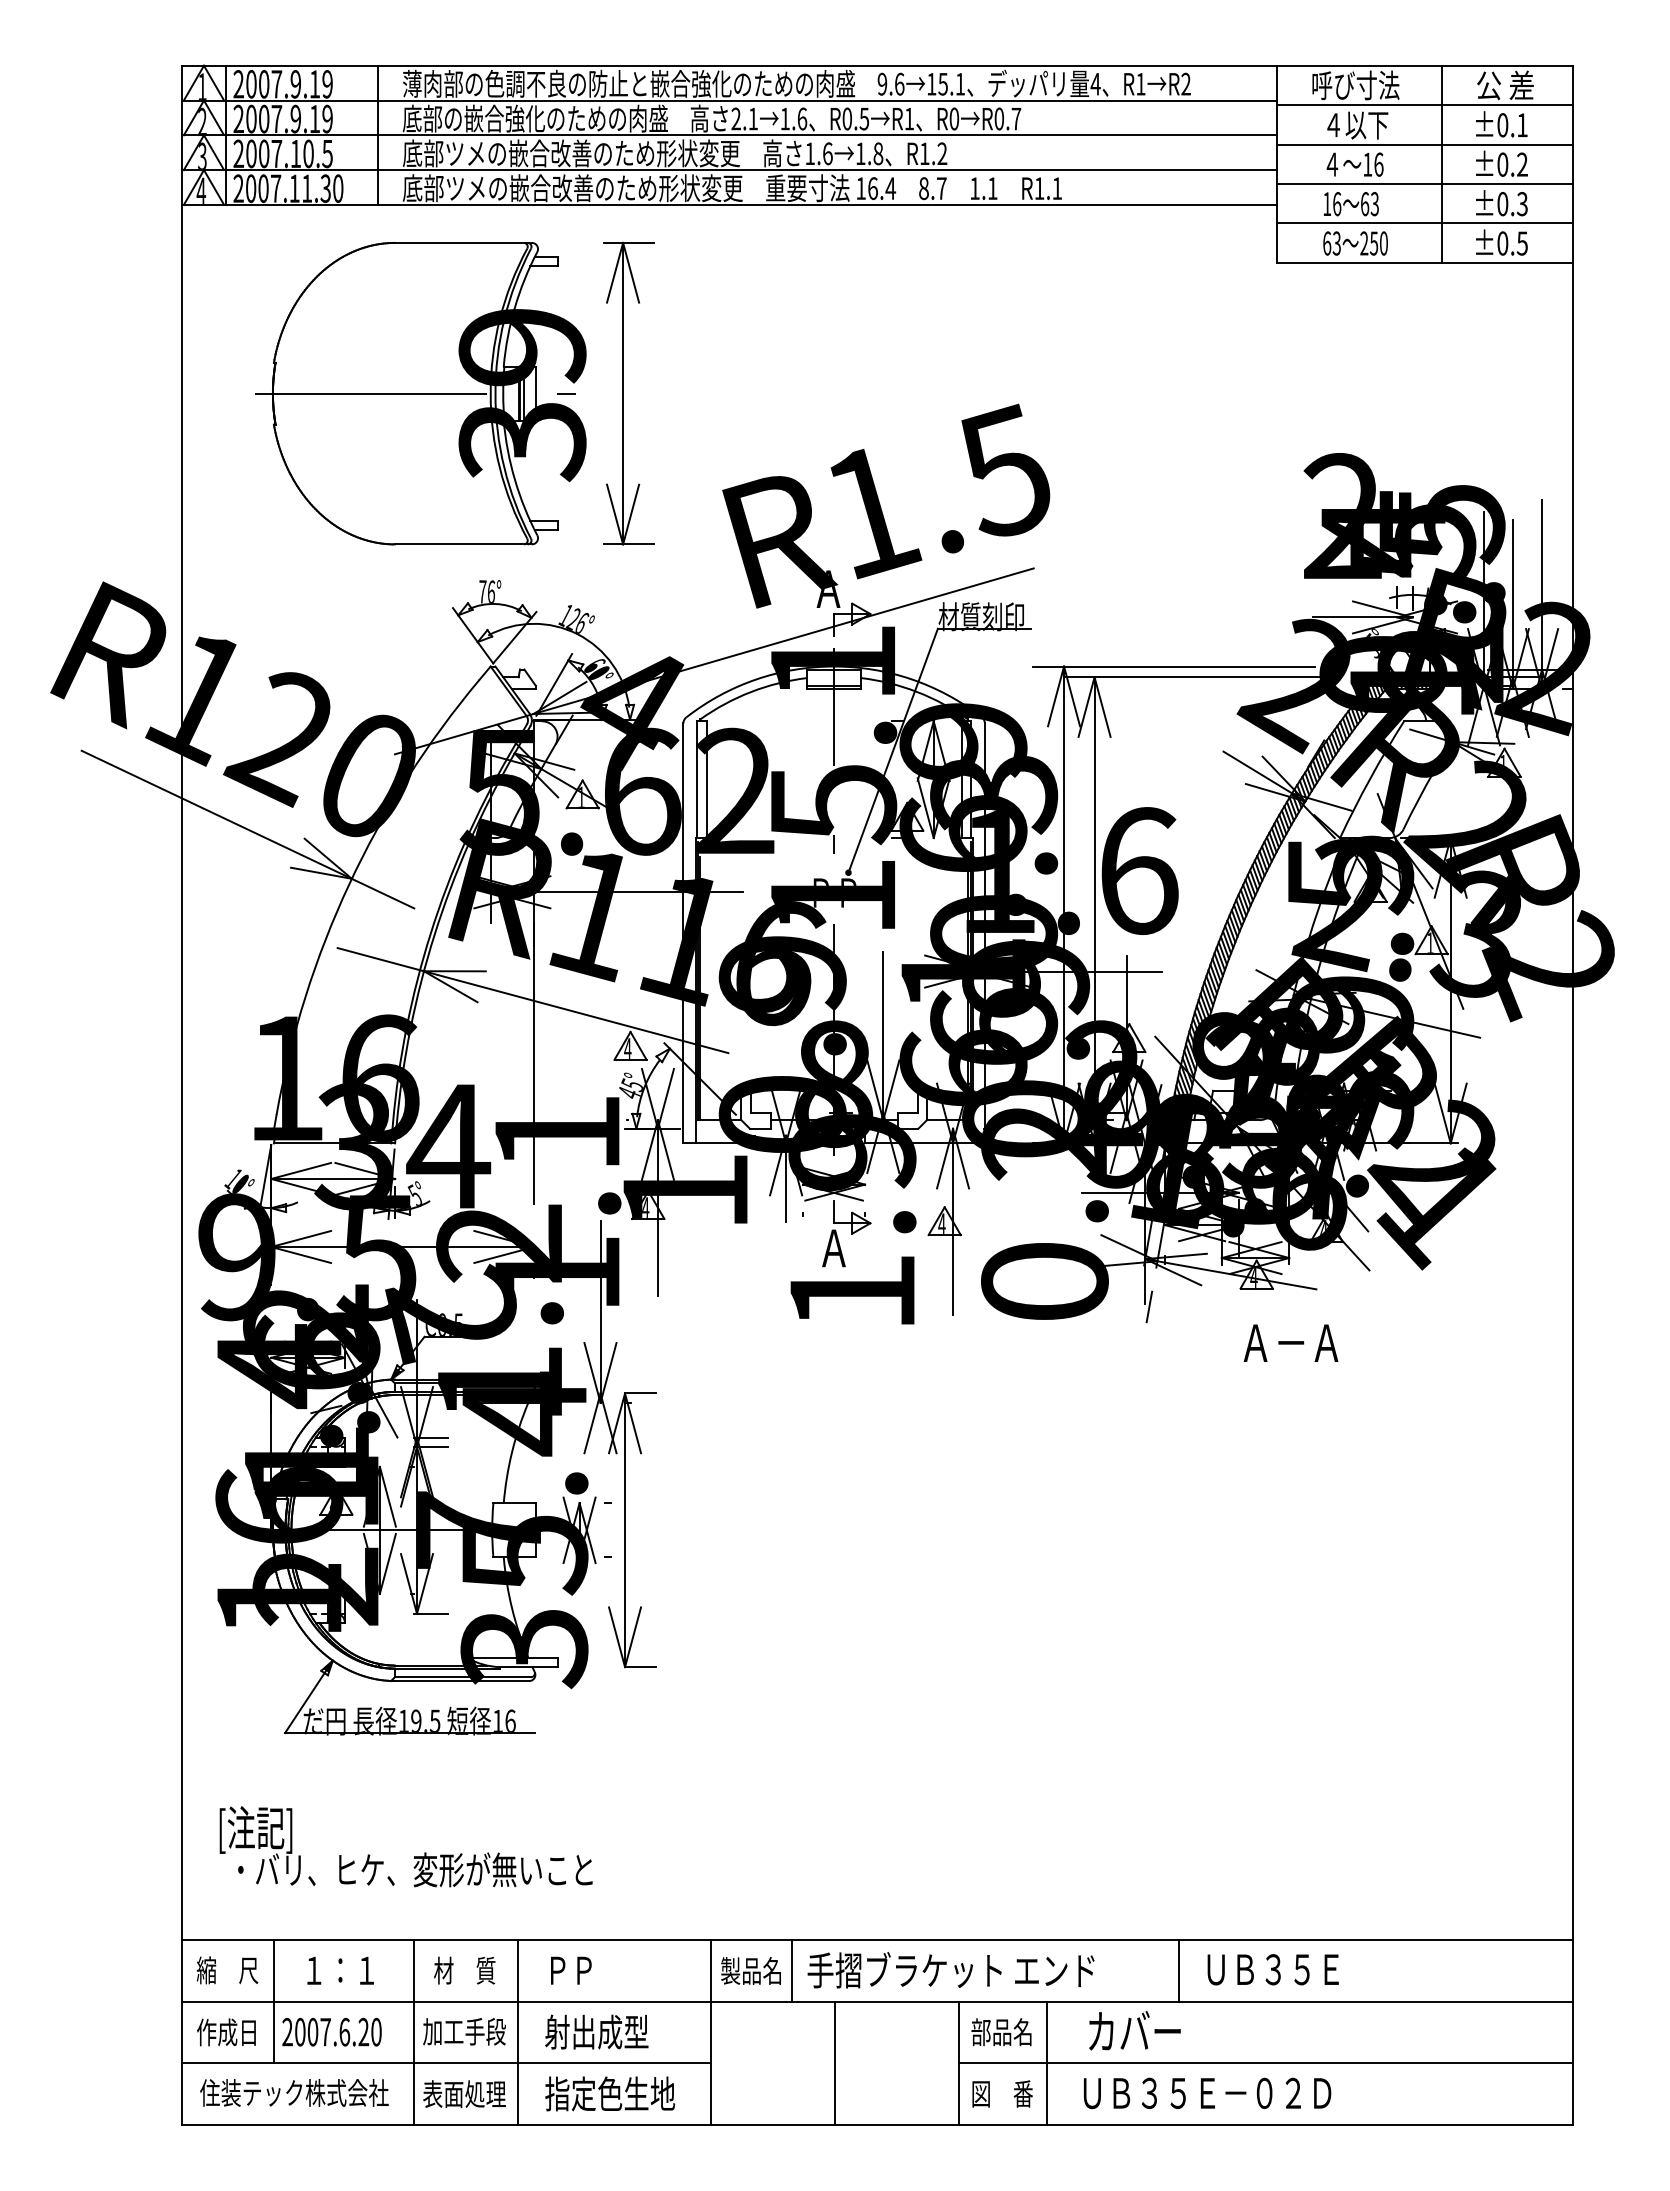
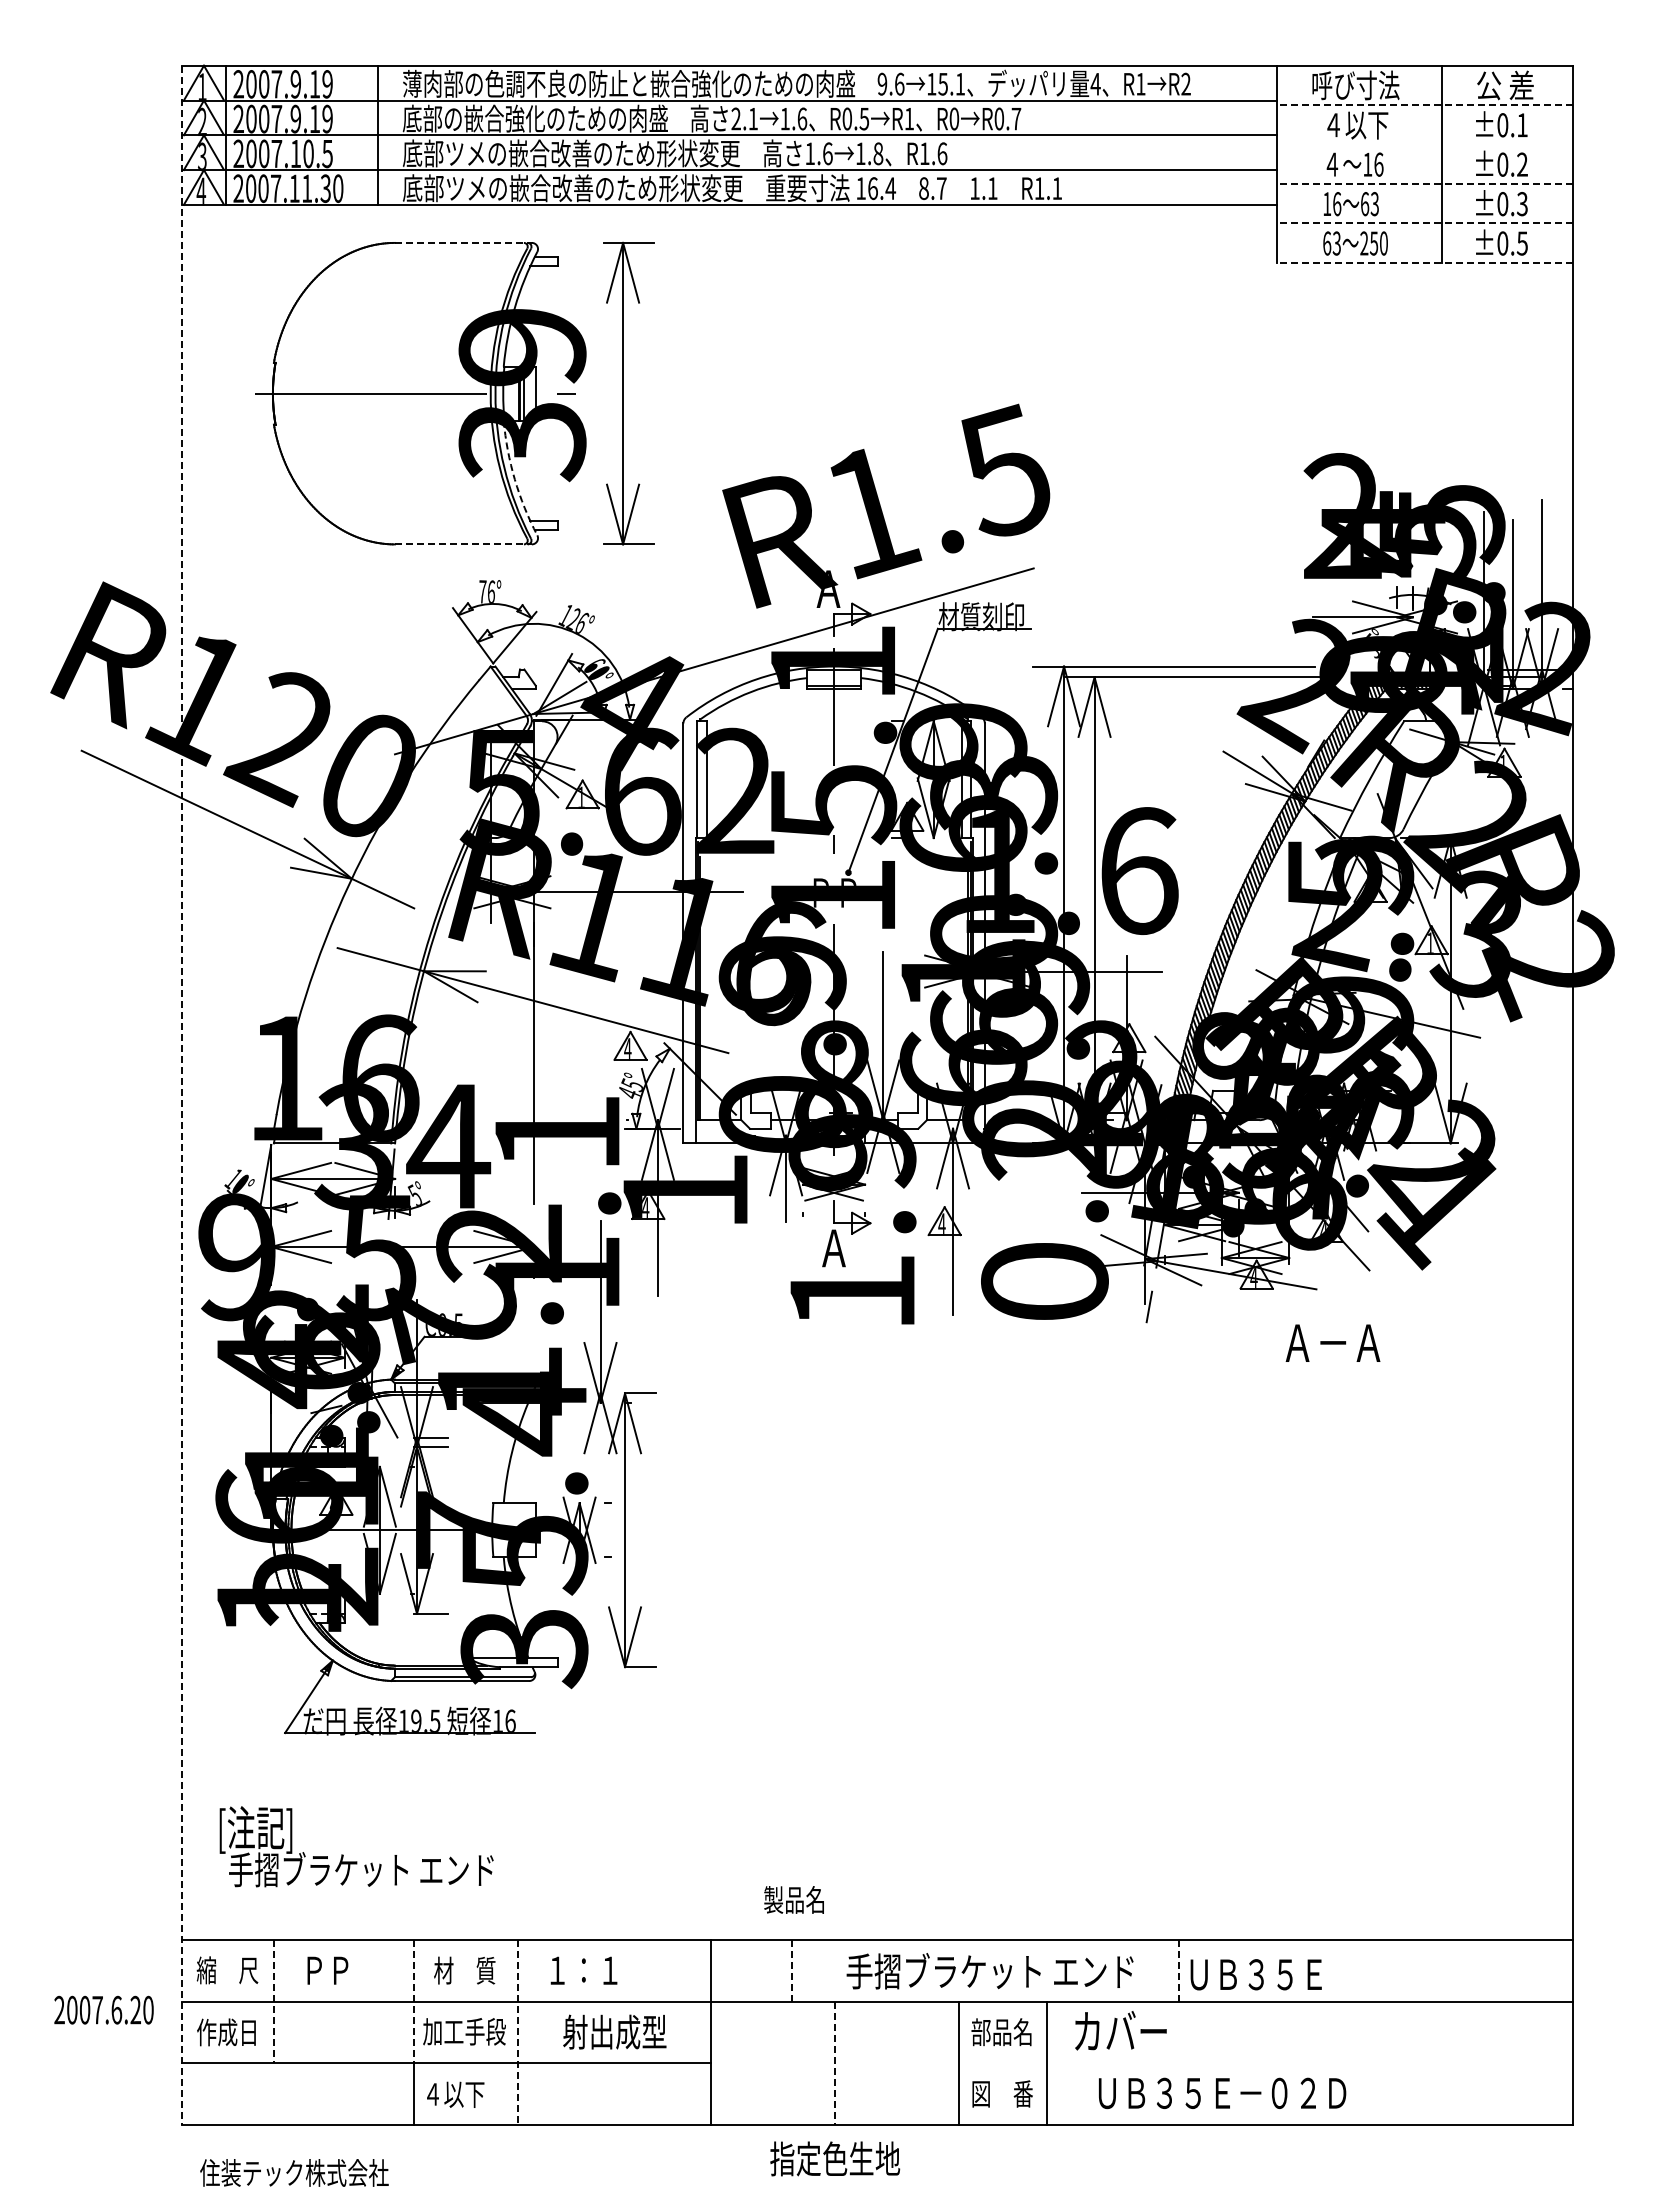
line: solid -> dashed (1425, 105)
line: present -> none (1425, 144)
text: R1.2 -> R1.6 (942, 153)
line: solid -> dashed (1425, 184)
line: solid -> dashed (1425, 223)
line: solid -> dashed (463, 242)
line: solid -> dashed (1425, 262)
arc: solid -> dashed (514, 479)
line: solid -> dashed (463, 544)
line: solid -> dashed (181, 1095)
text position: (1290, 1342) -> (1332, 1342) (1332, 1342)
text: ・バリ、ヒケ、変形が無いこと -> 手摺ブラケット エンド (410, 1869)
text position: (1272, 1969) -> (1255, 1974) (1255, 1974)
text: １：１ -> ＰＰ (340, 1970)
text: ＰＰ -> １：１ (583, 1970)
text position: (750, 1970) -> (793, 1899) (793, 1899)
line: solid -> dashed (792, 1970)
text position: (950, 1970) -> (989, 1971) (989, 1971)
line: solid -> dashed (1179, 1970)
line: solid -> dashed (274, 2001)
line: solid -> dashed (413, 2001)
text position: (1134, 2030) -> (1120, 2030) (1120, 2030)
text position: (331, 2031) -> (103, 2009) (103, 2009)
text position: (596, 2031) -> (614, 2031) (614, 2031)
line: solid -> dashed (517, 2032)
line: solid -> dashed (834, 2063)
line: present -> none (1265, 2063)
text position: (294, 2092) -> (294, 2172) (294, 2172)
text: 表面処理 -> ４以下 (464, 2093)
text position: (610, 2093) -> (835, 2158) (835, 2158)
text position: (1207, 2093) -> (1222, 2093) (1222, 2093)
